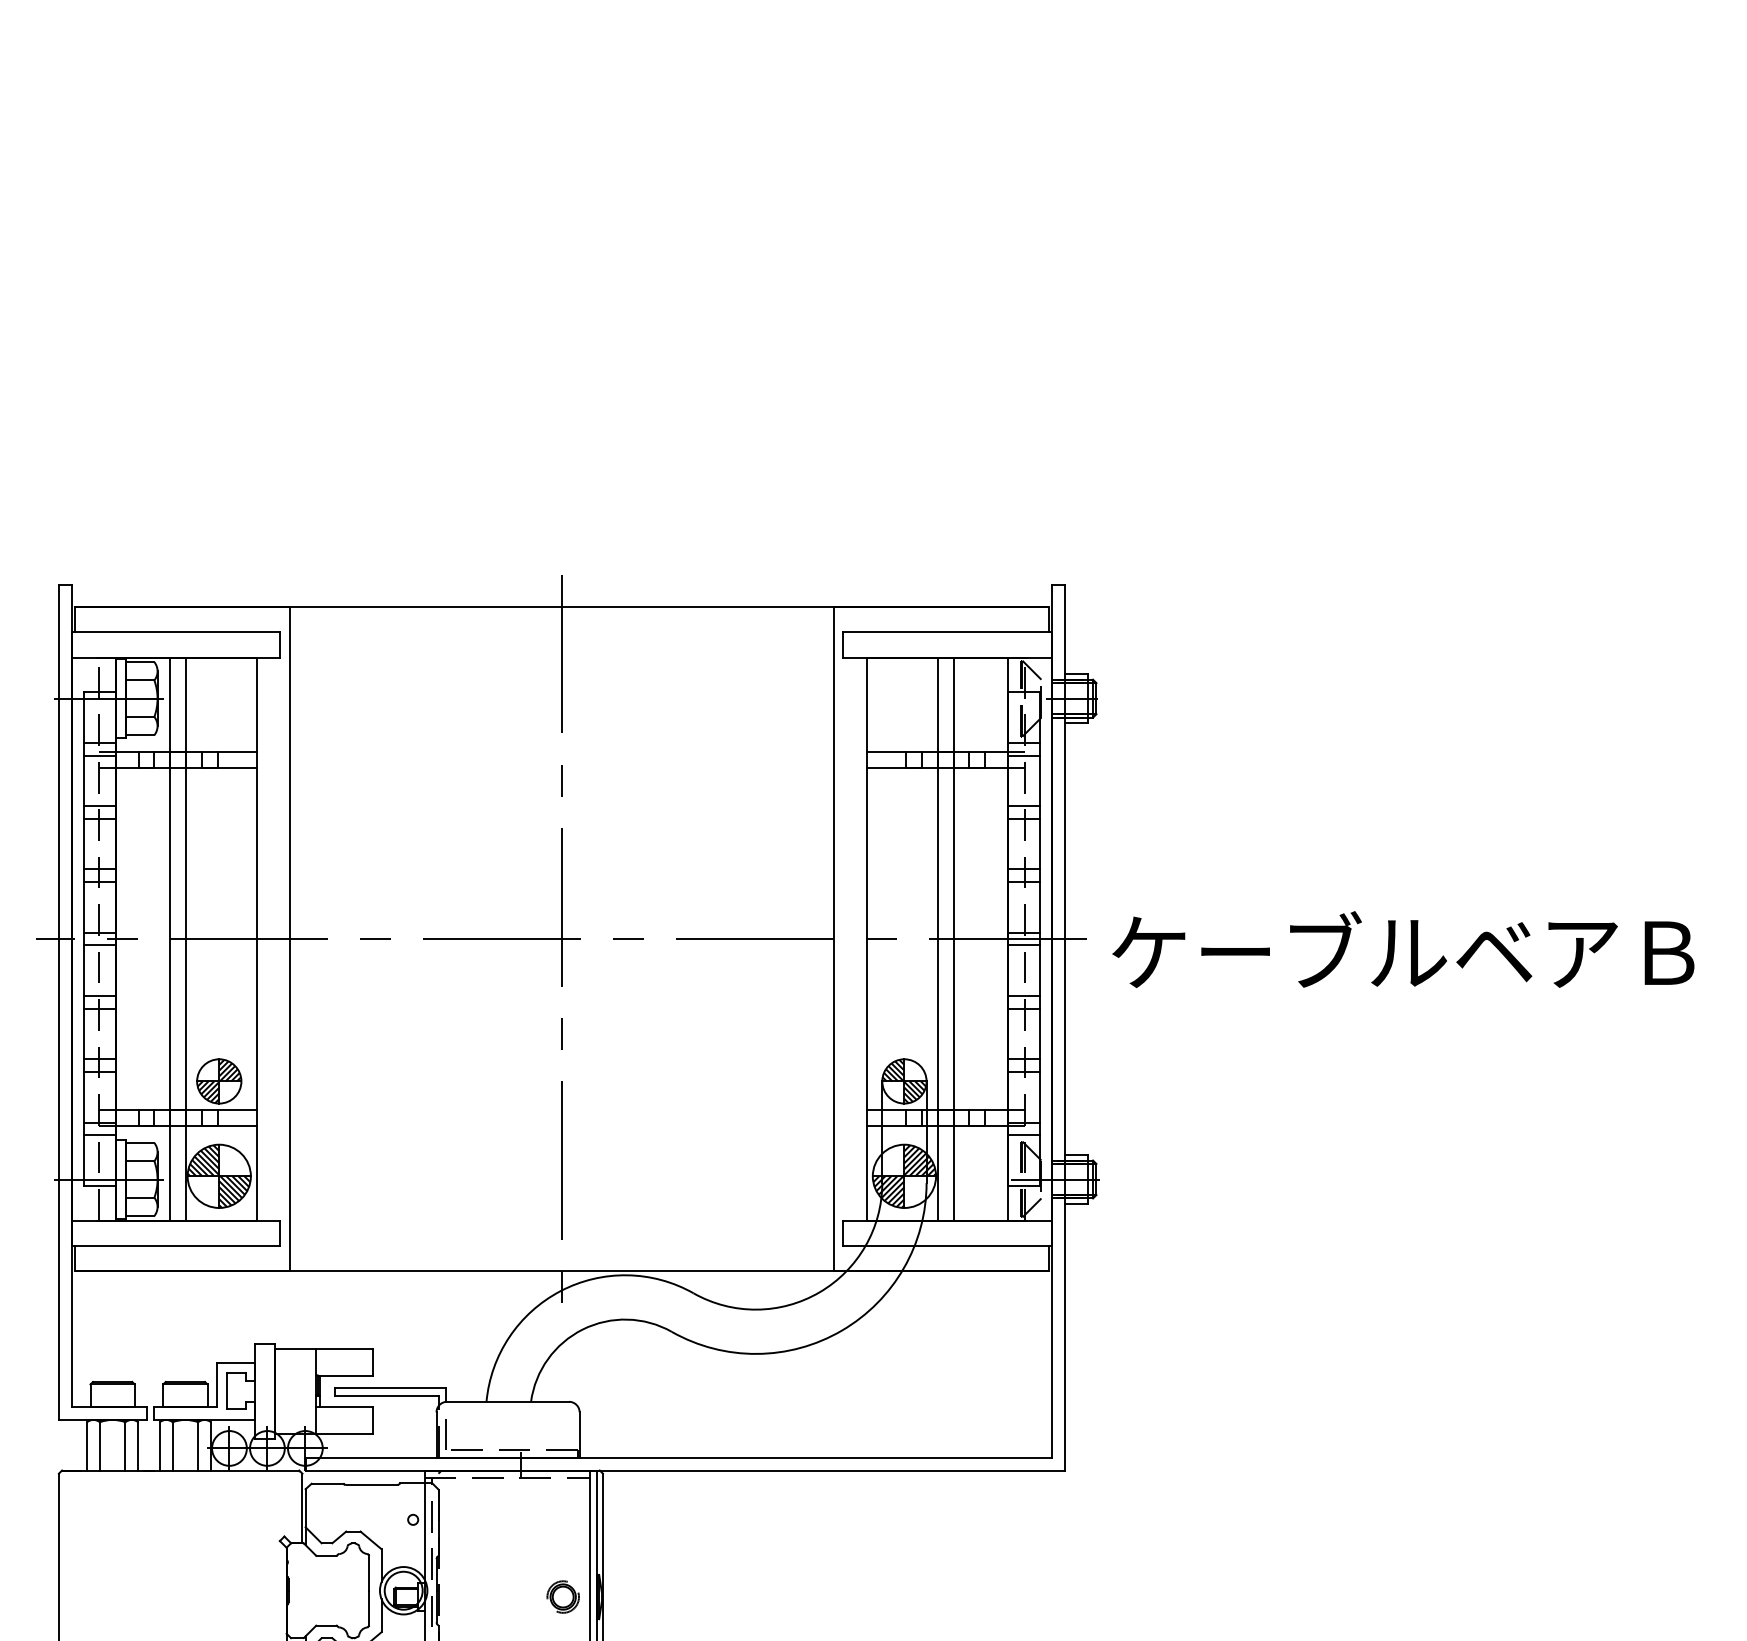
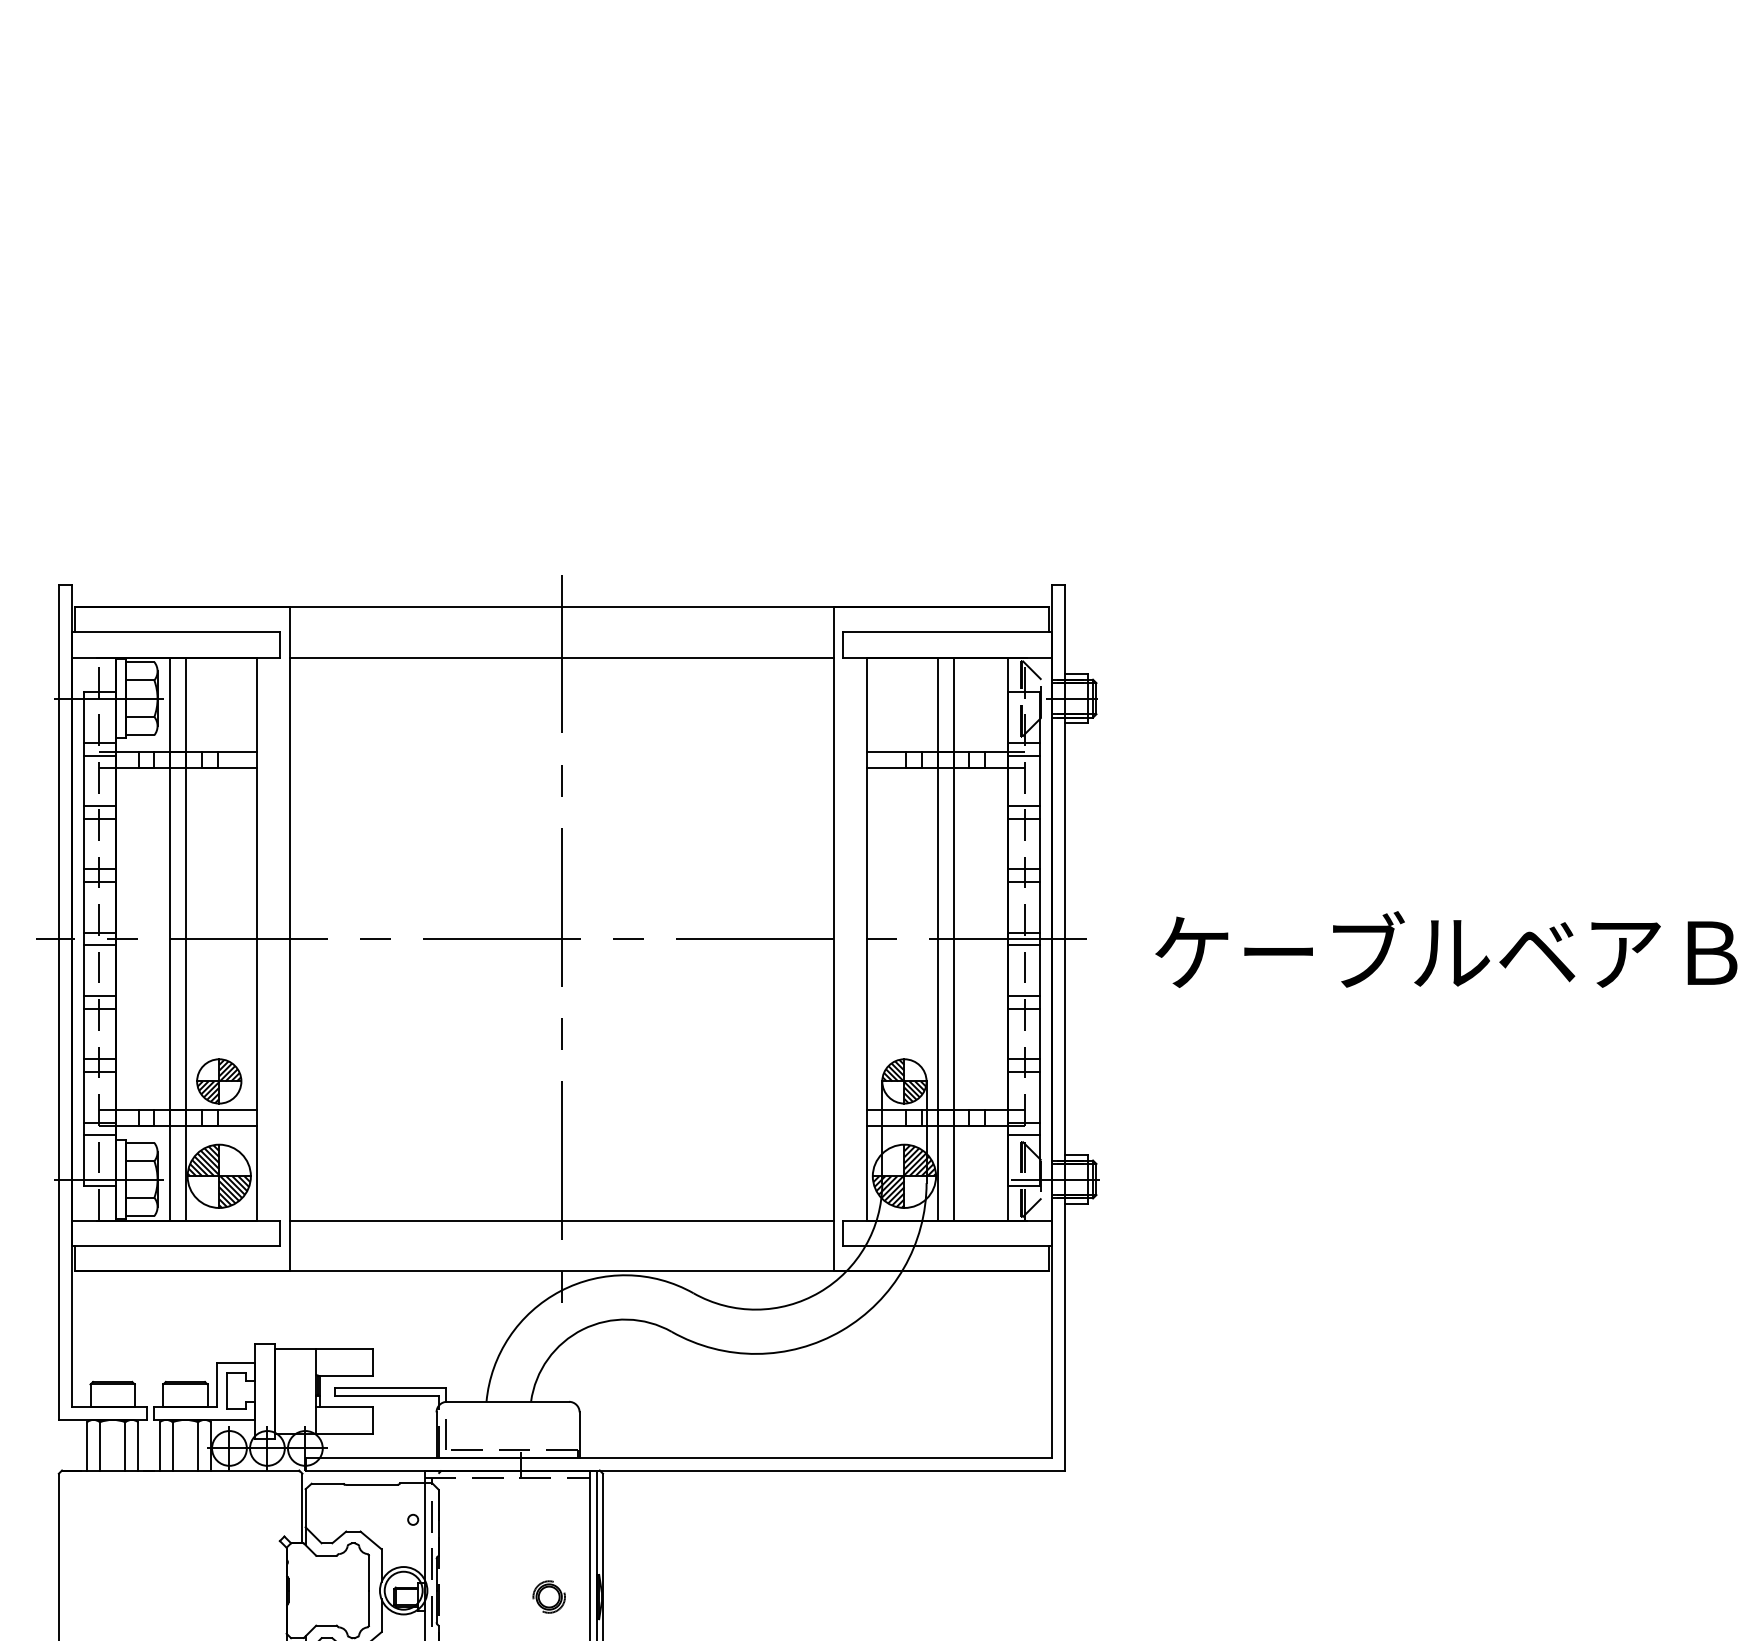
line: none -> present (561, 657)
text position: (1403, 949) -> (1446, 949) (1446, 949)
line: none -> present (561, 1220)
part position: (562, 1596) -> (548, 1596) (548, 1596)
